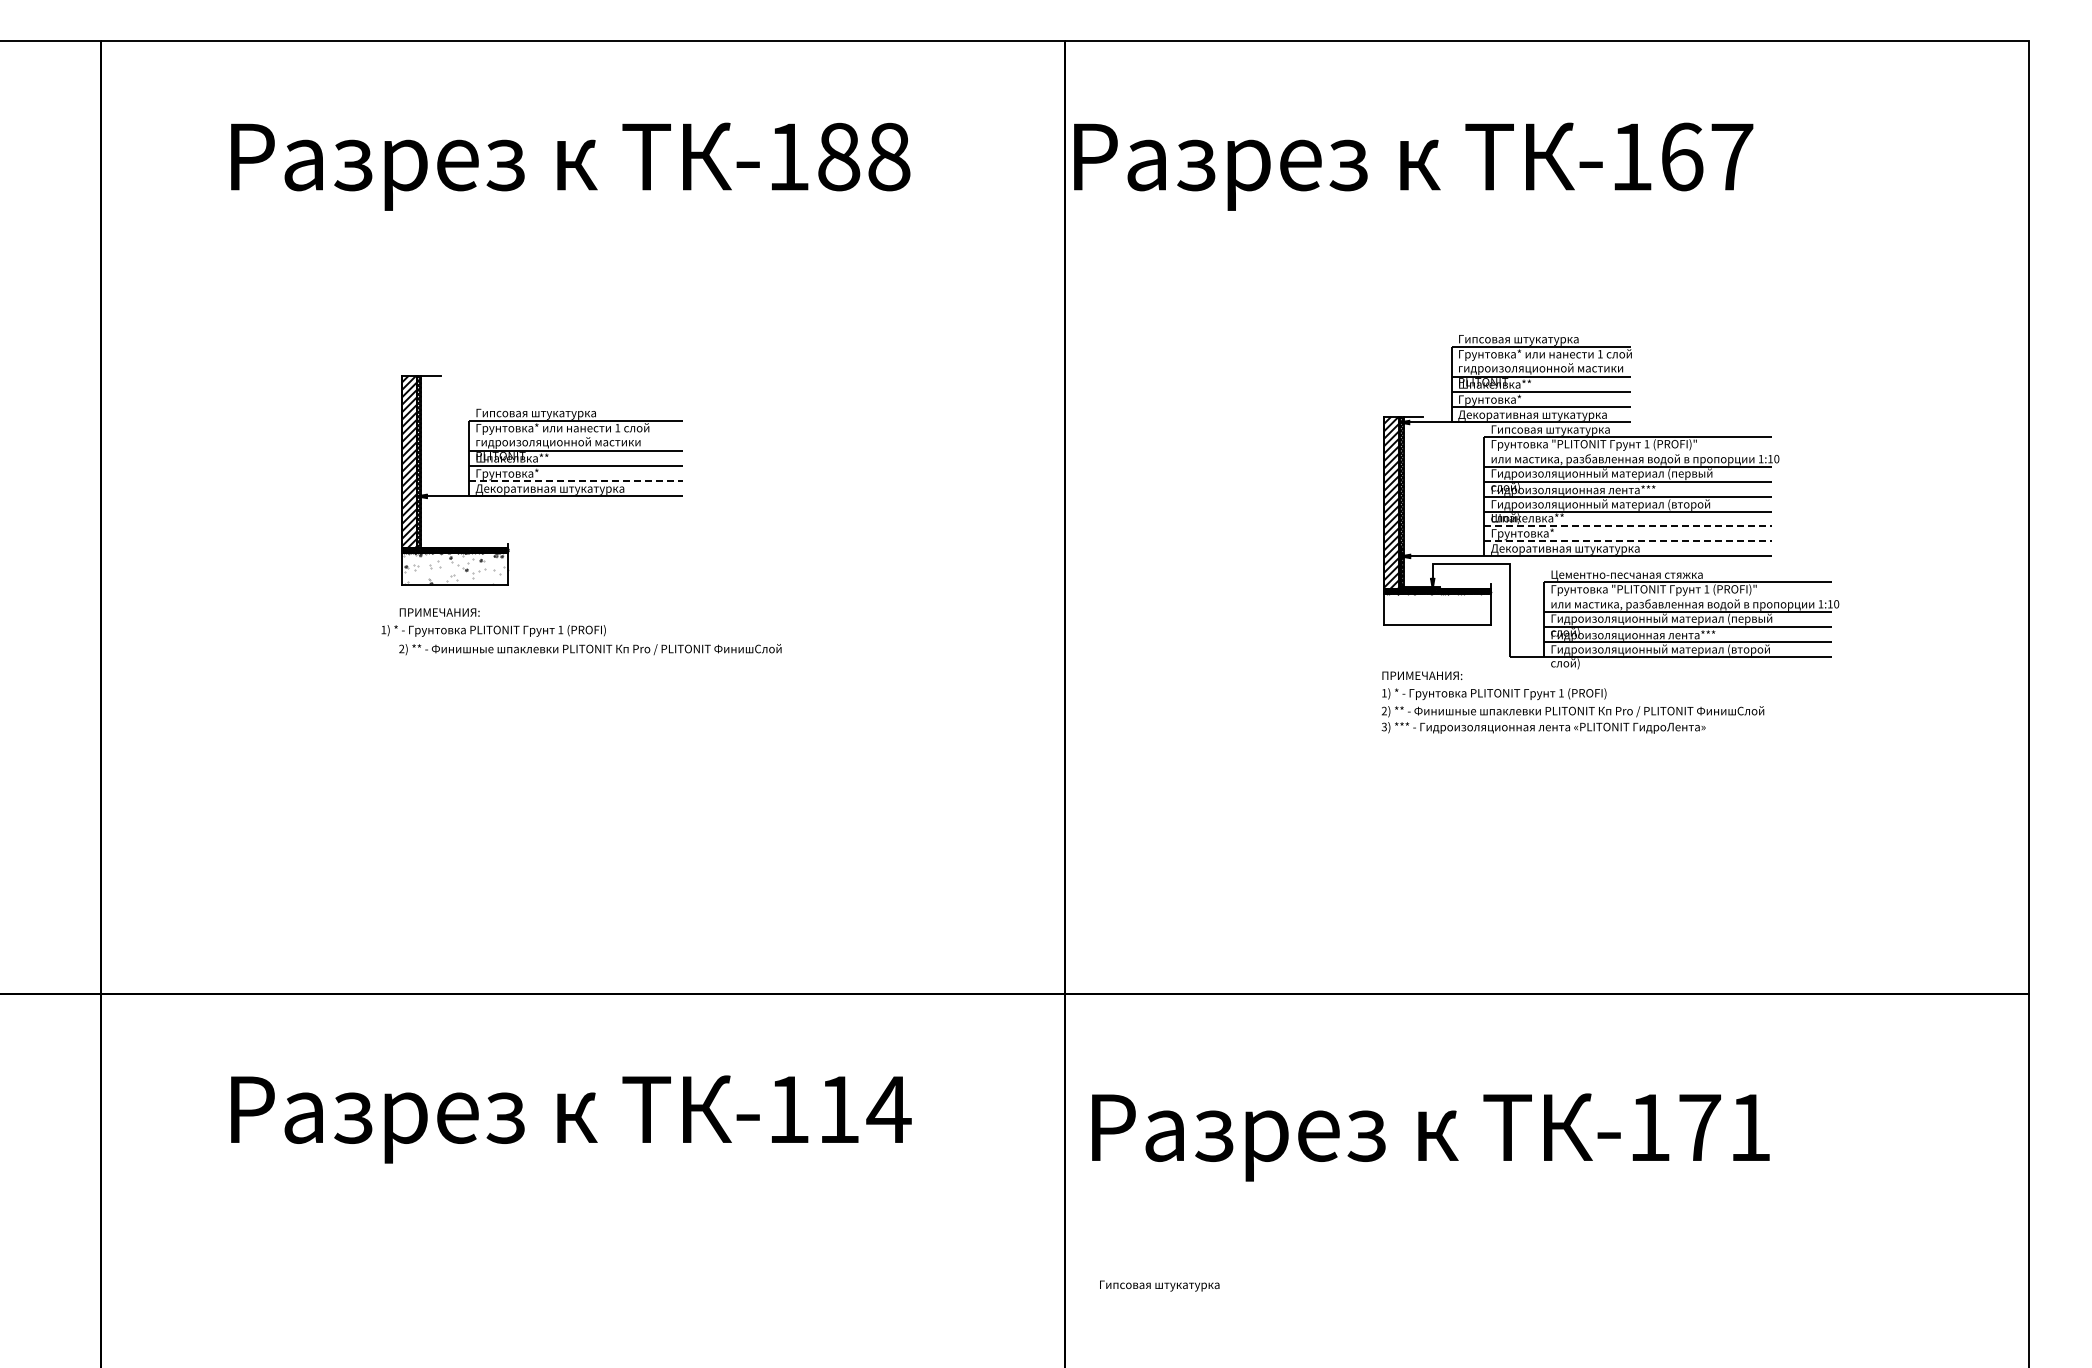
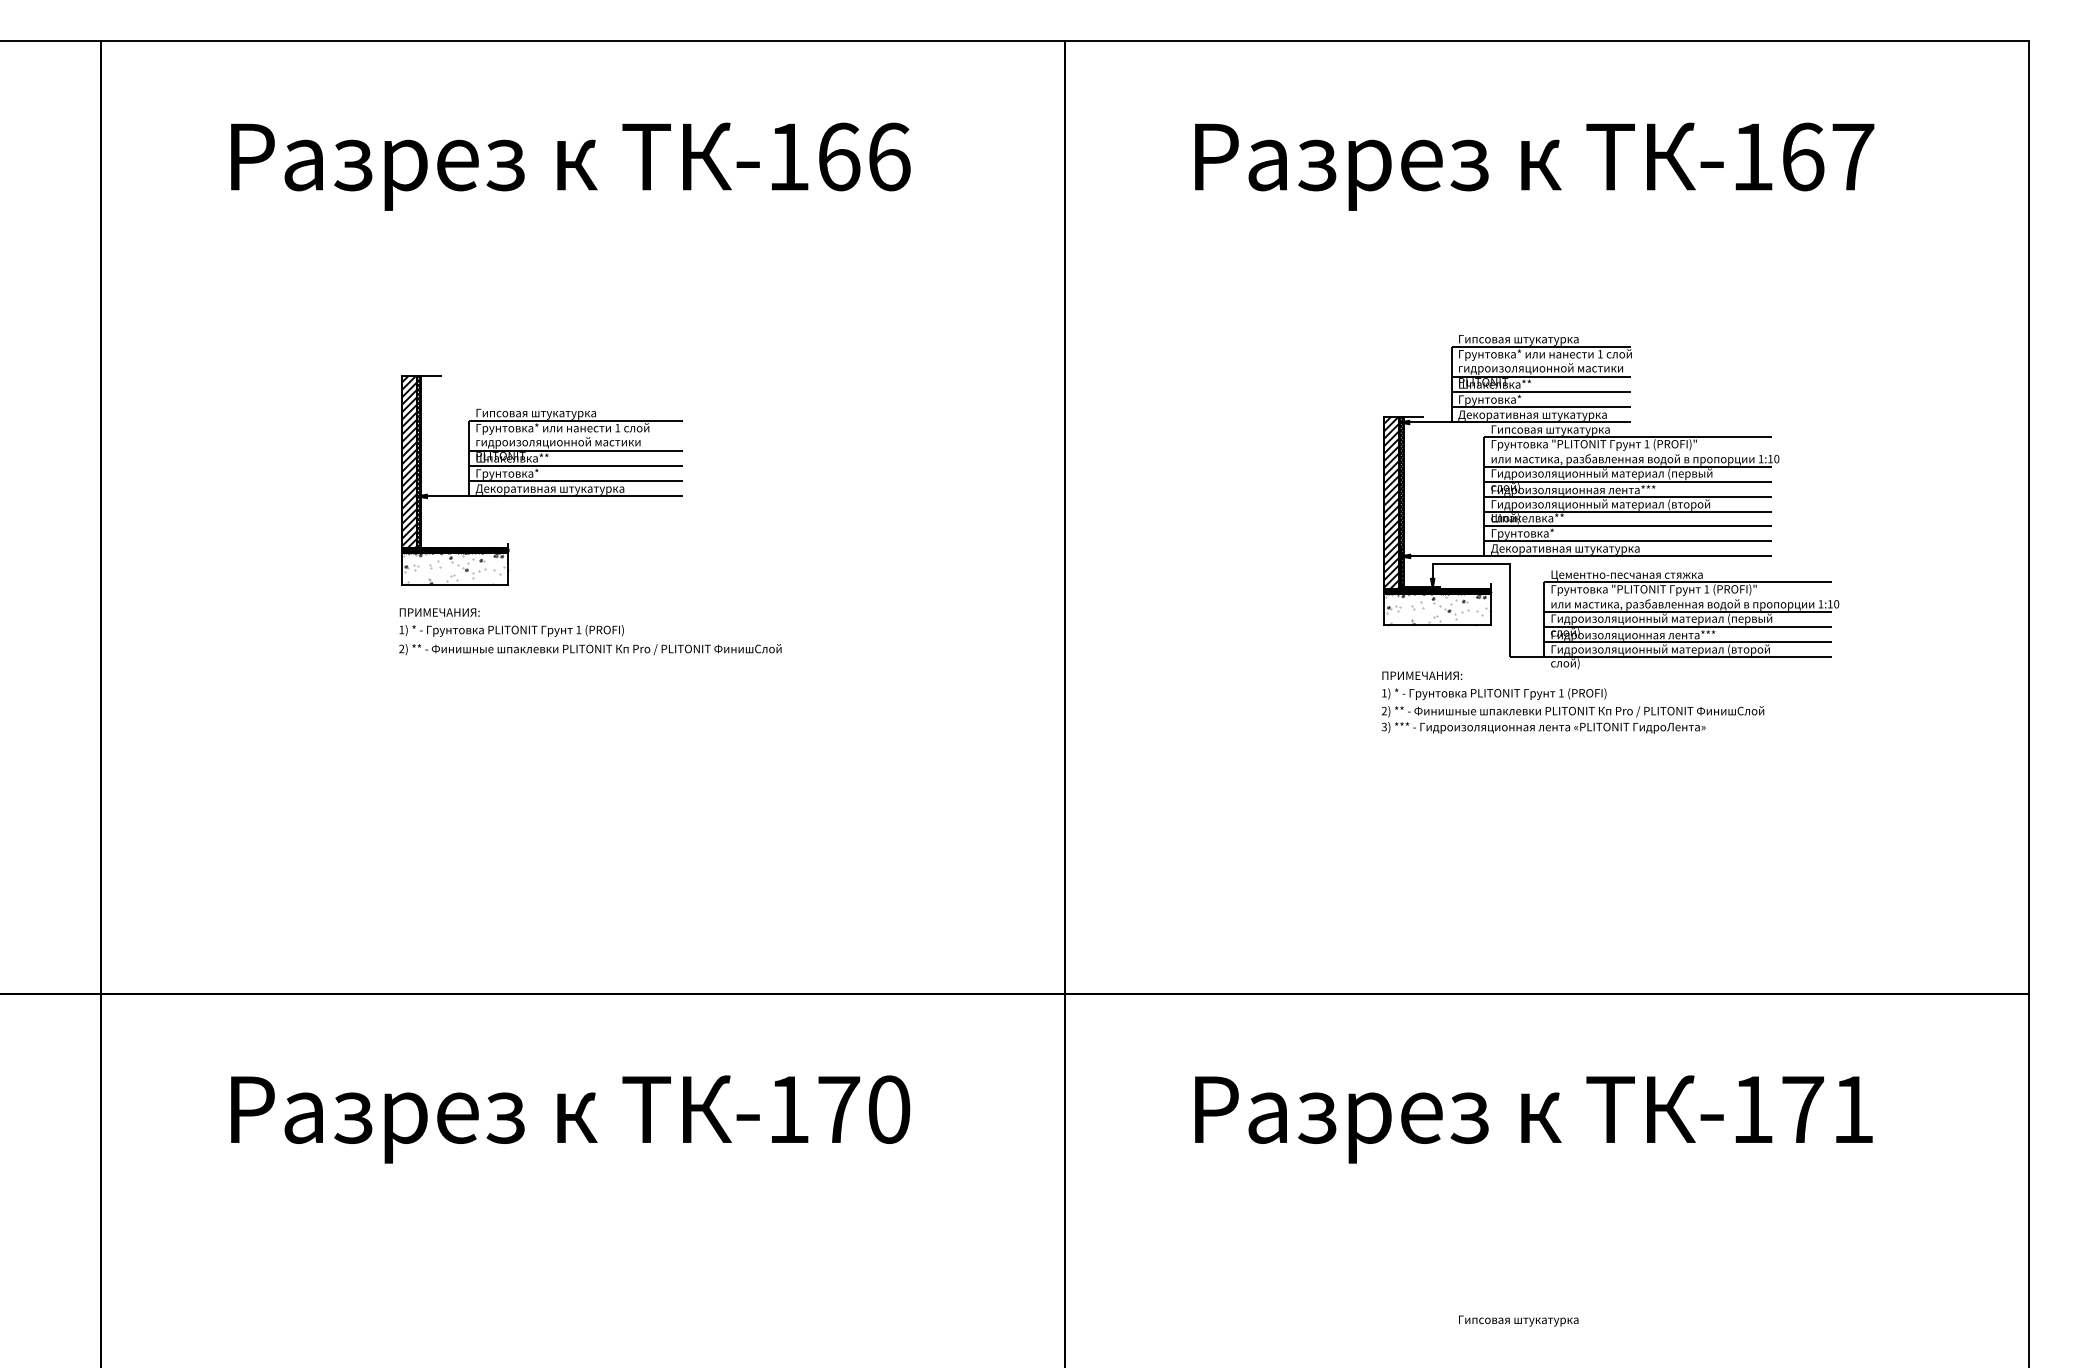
text: -188 -> -166 (864, 156)
text position: (1413, 166) -> (1534, 166) (1534, 166)
line: dashed -> solid (576, 481)
line: dashed -> solid (1628, 526)
line: dashed -> solid (1628, 541)
hatch: none -> present (1438, 609)
text position: (493, 630) -> (511, 630) (511, 630)
text: -114 -> -170 (864, 1109)
text position: (1430, 1137) -> (1533, 1119) (1533, 1119)
text position: (1159, 1285) -> (1518, 1320) (1518, 1320)
